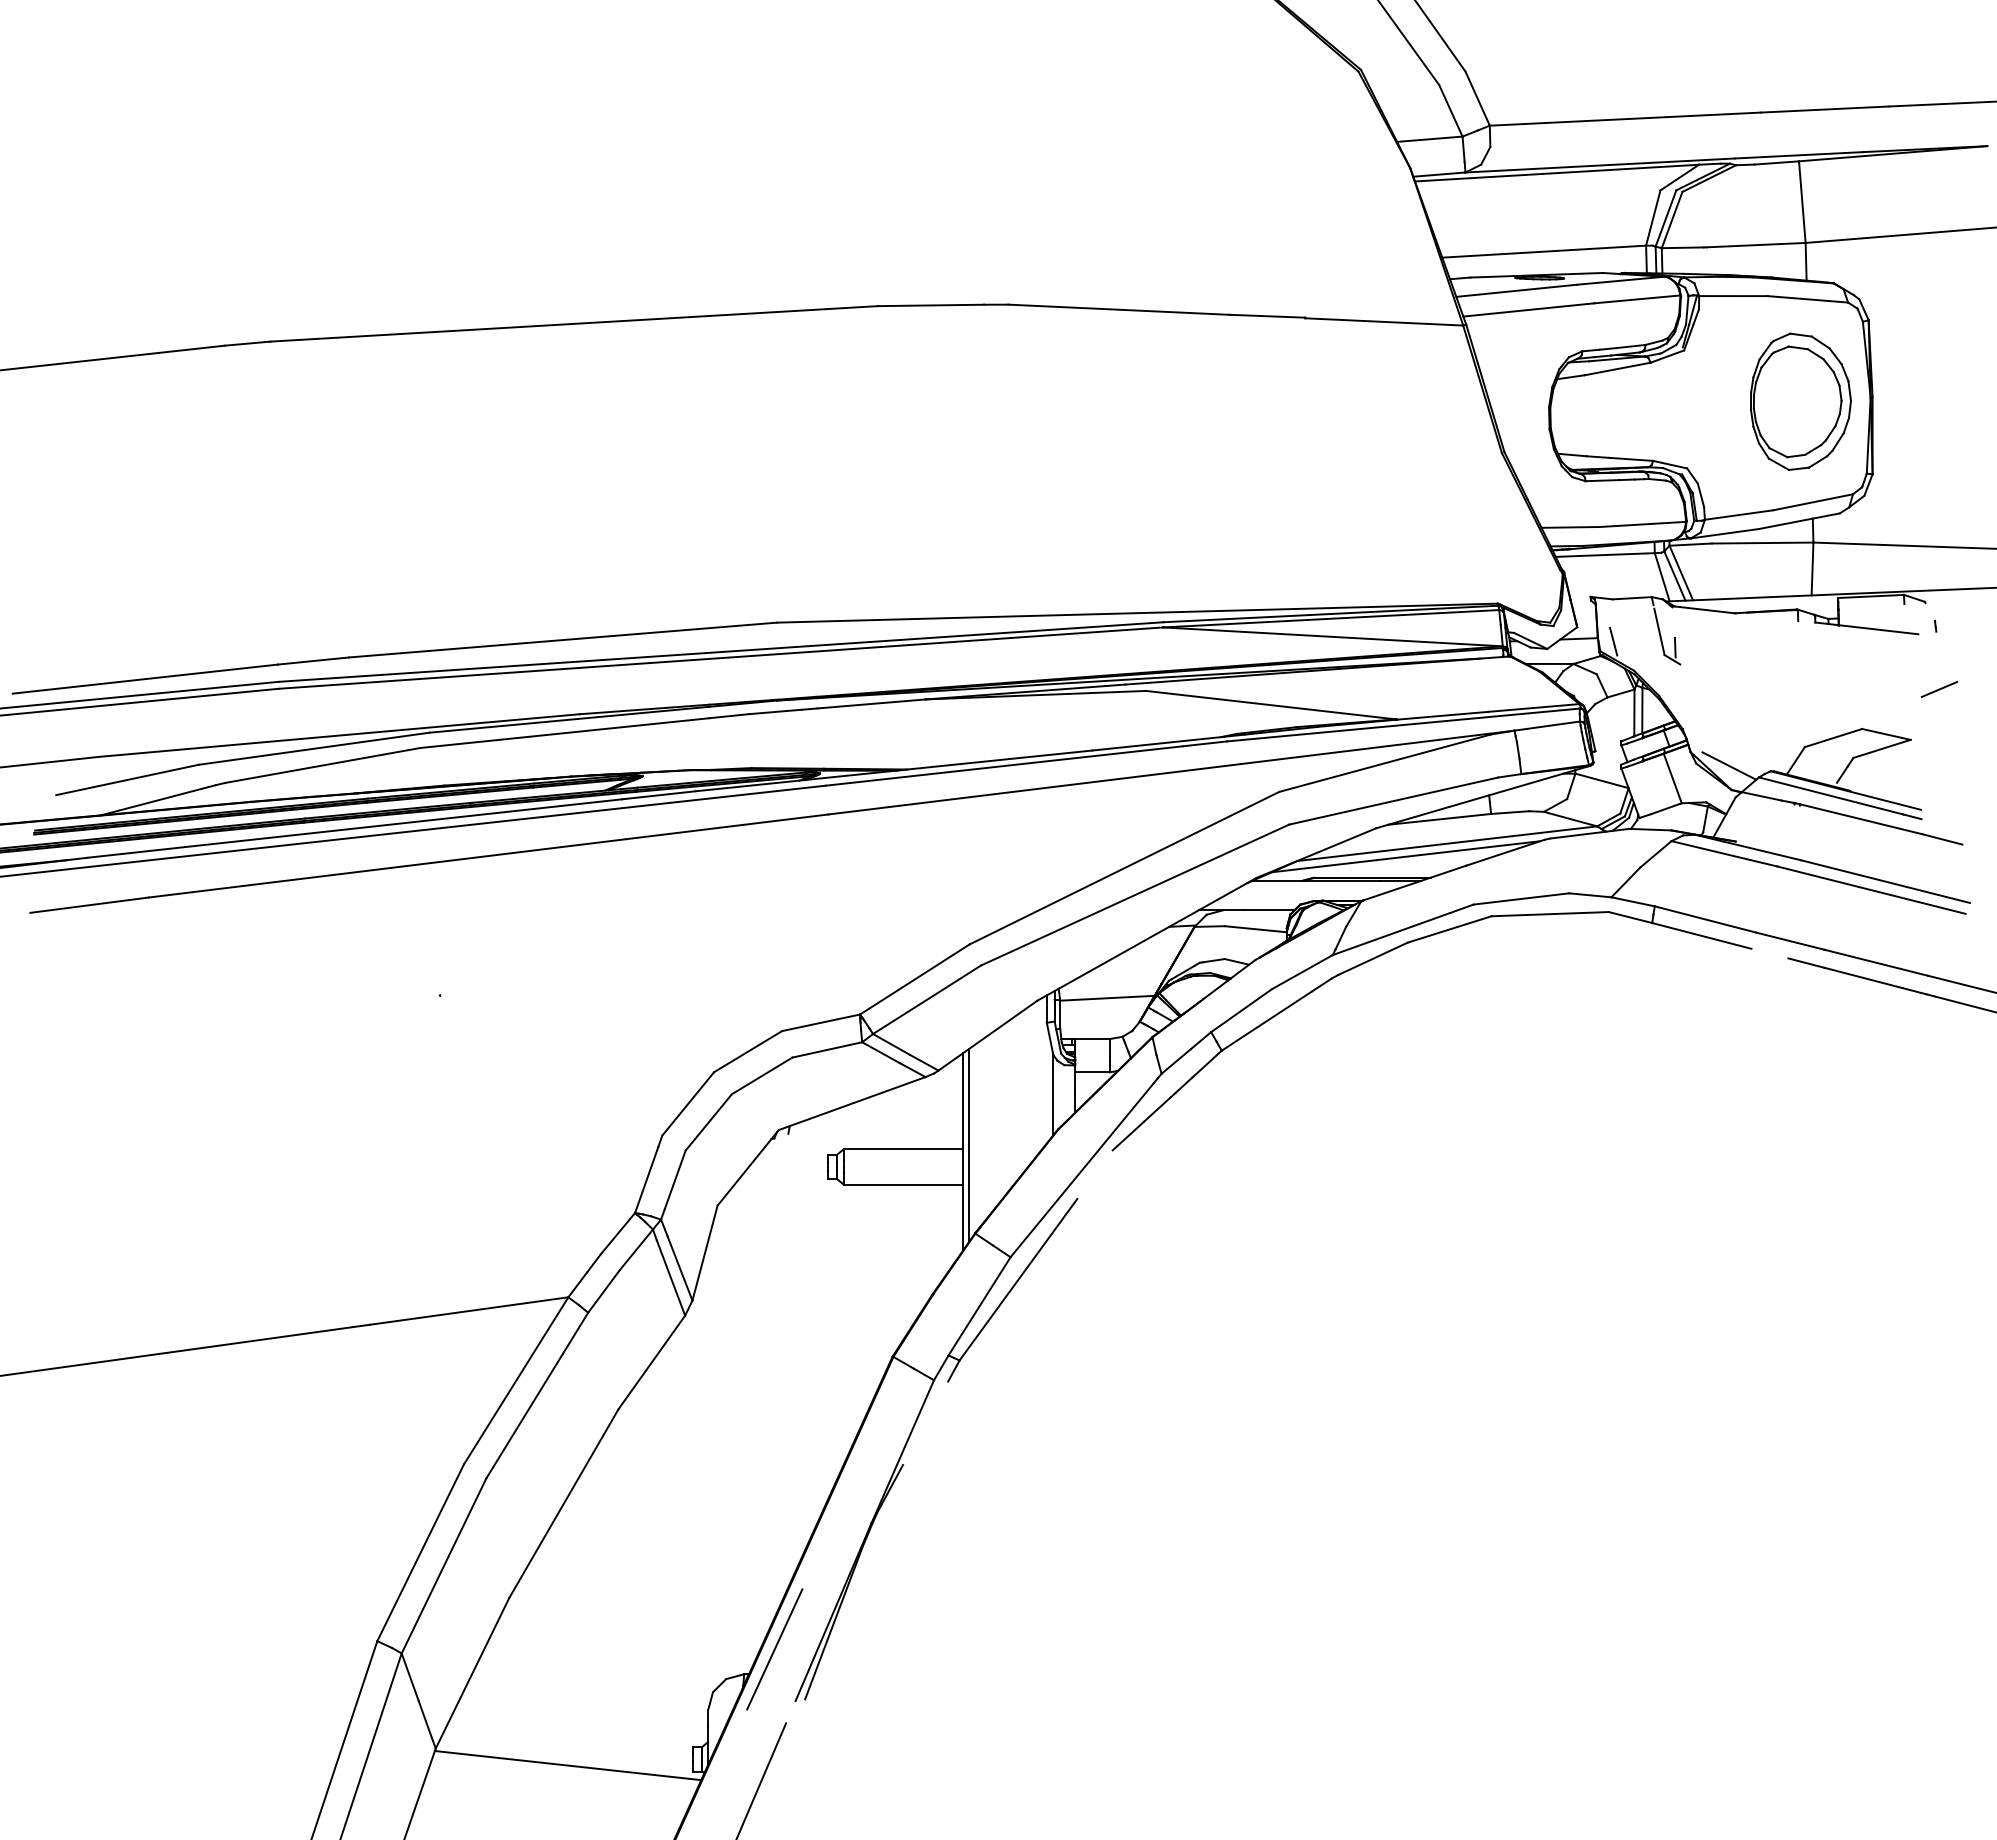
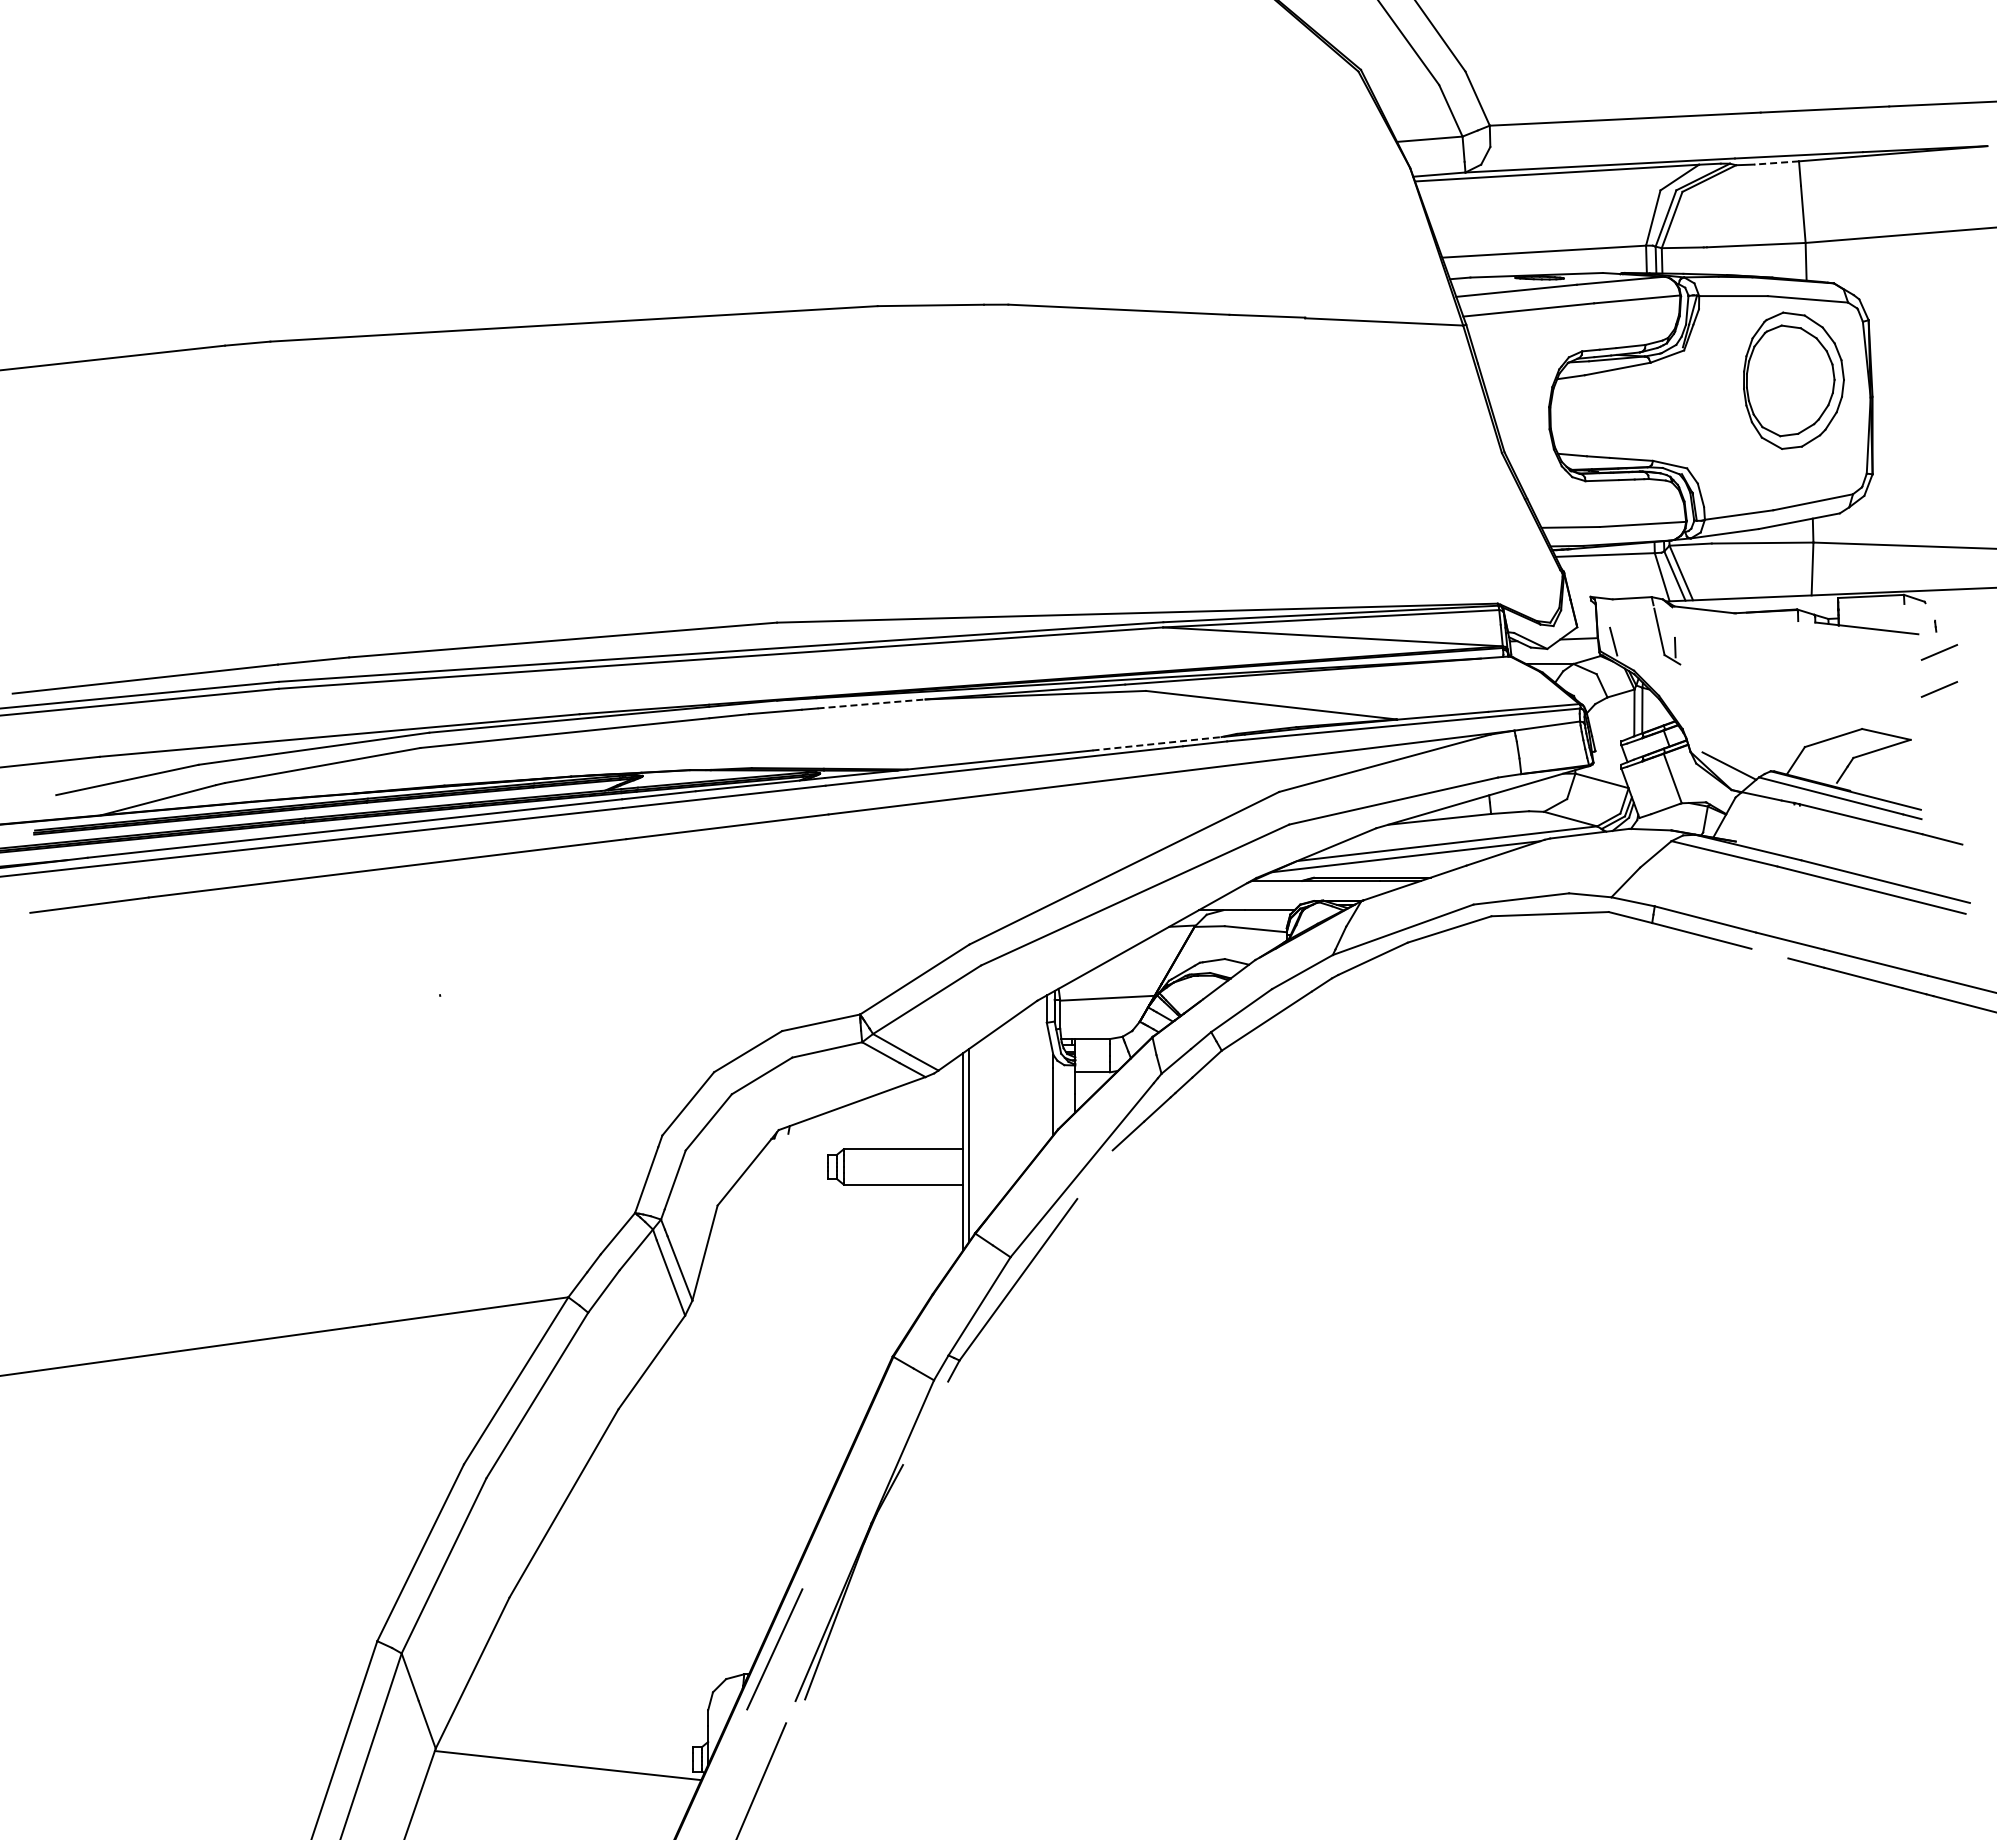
line: solid -> dashed (1776, 163)
part position: (1800, 401) -> (1793, 380) (1793, 380)
line: none -> present (1939, 652)
line: solid -> dashed (872, 703)
line: solid -> dashed (1158, 743)
